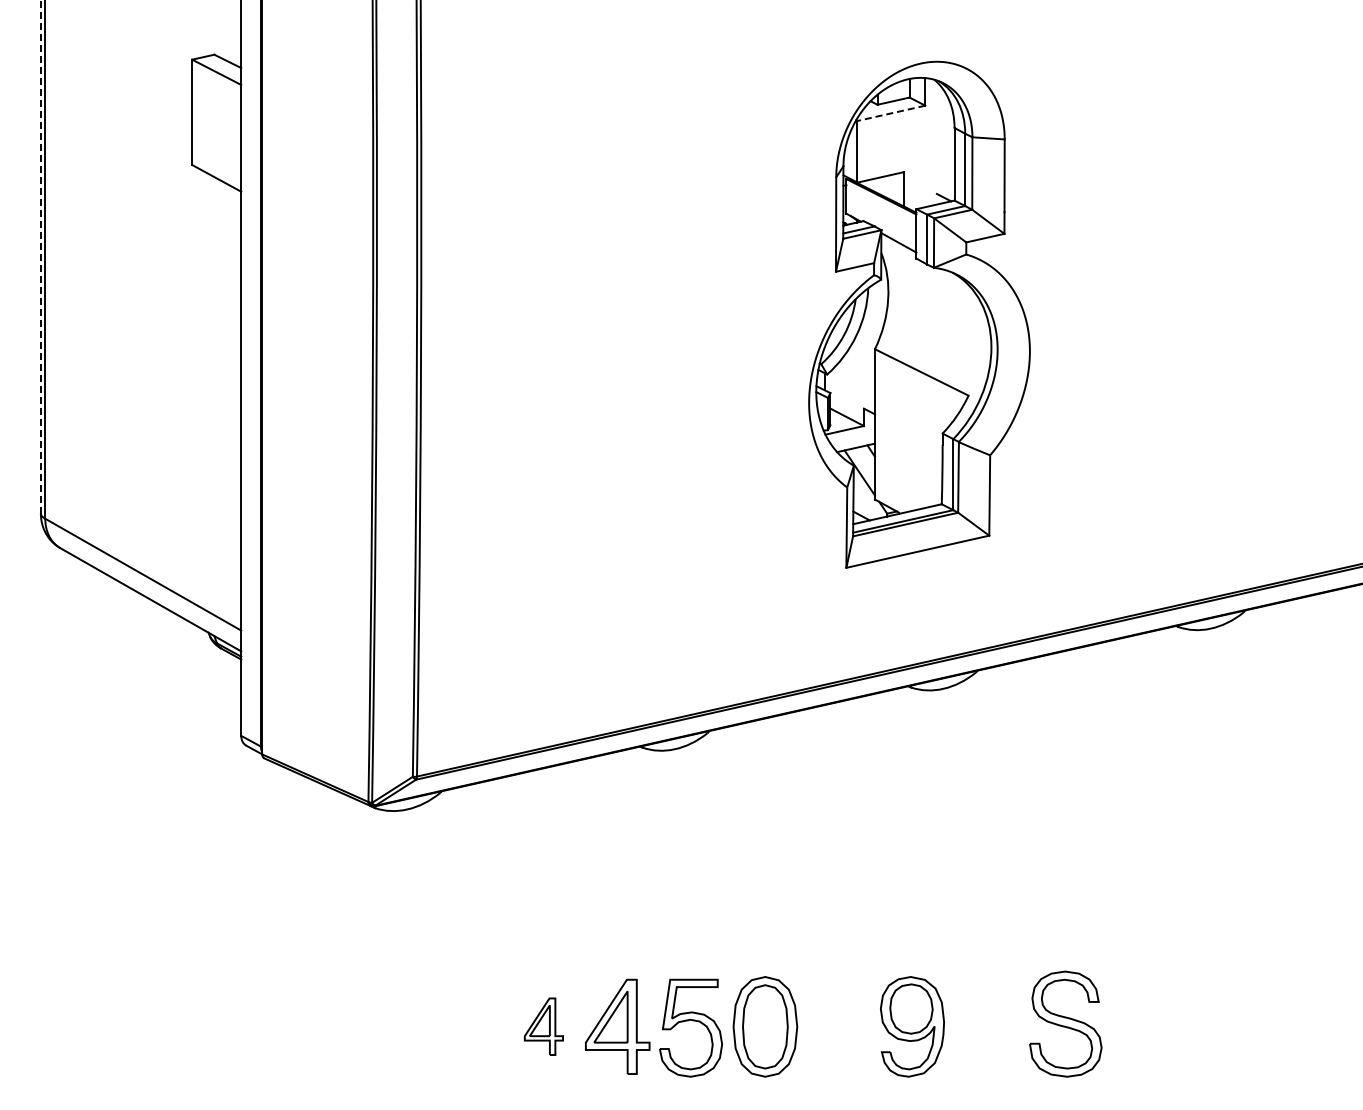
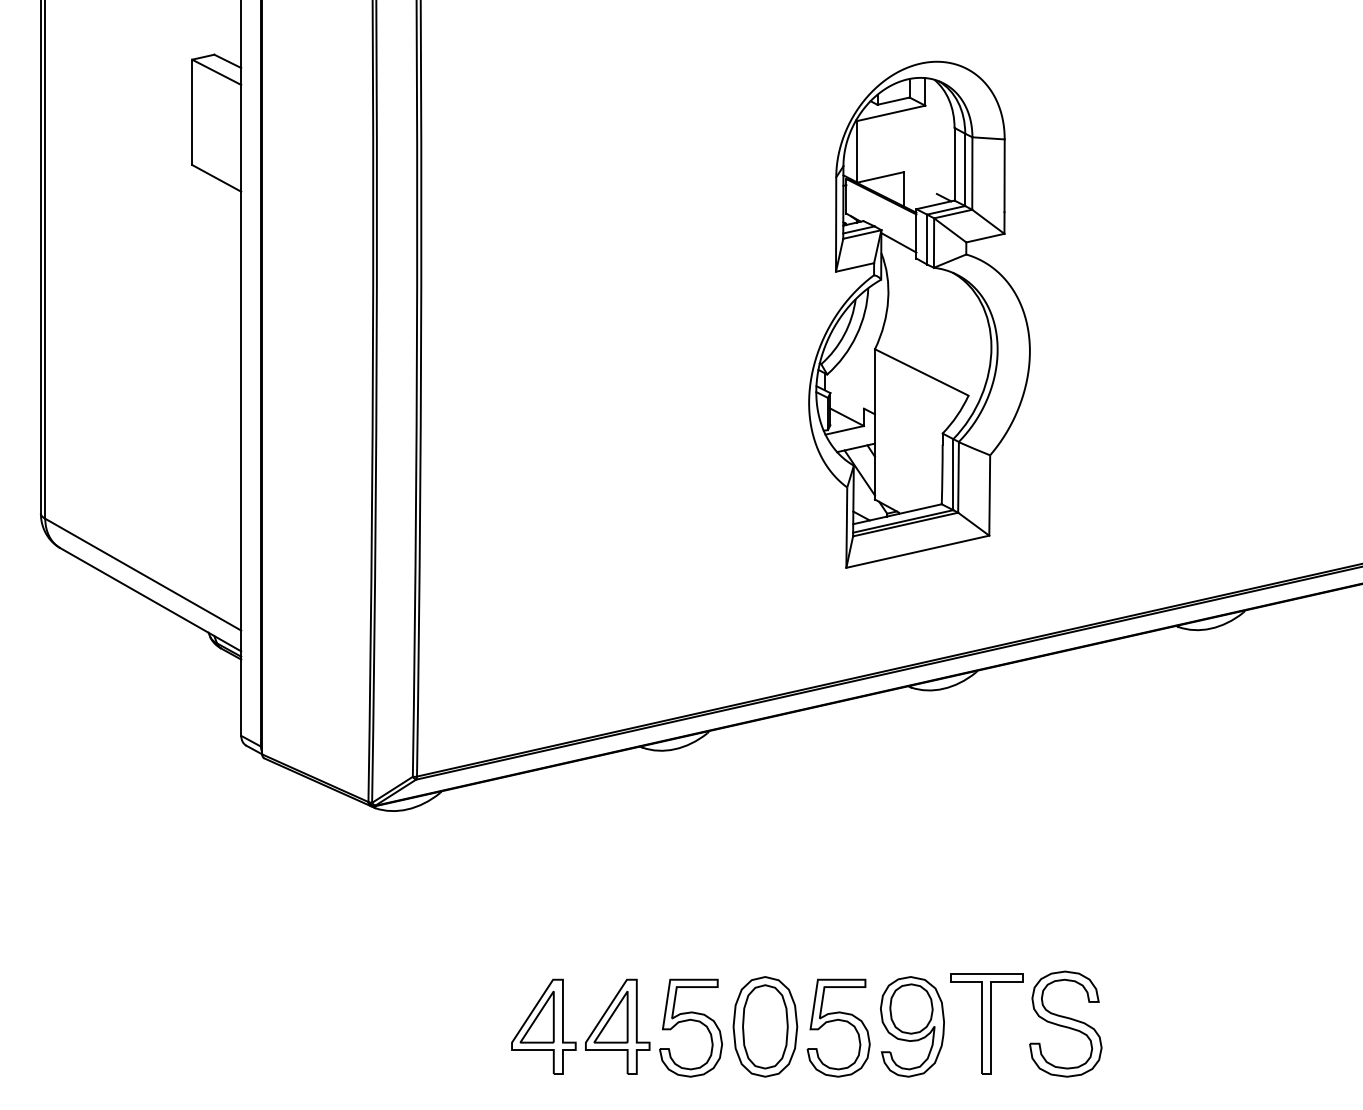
line: dashed -> solid (891, 113)
line: dashed -> solid (40, 256)
part: none -> present (840, 1021)
part: none -> present (986, 1023)
part size: 41x59 px -> 66x97 px (543, 1026)
